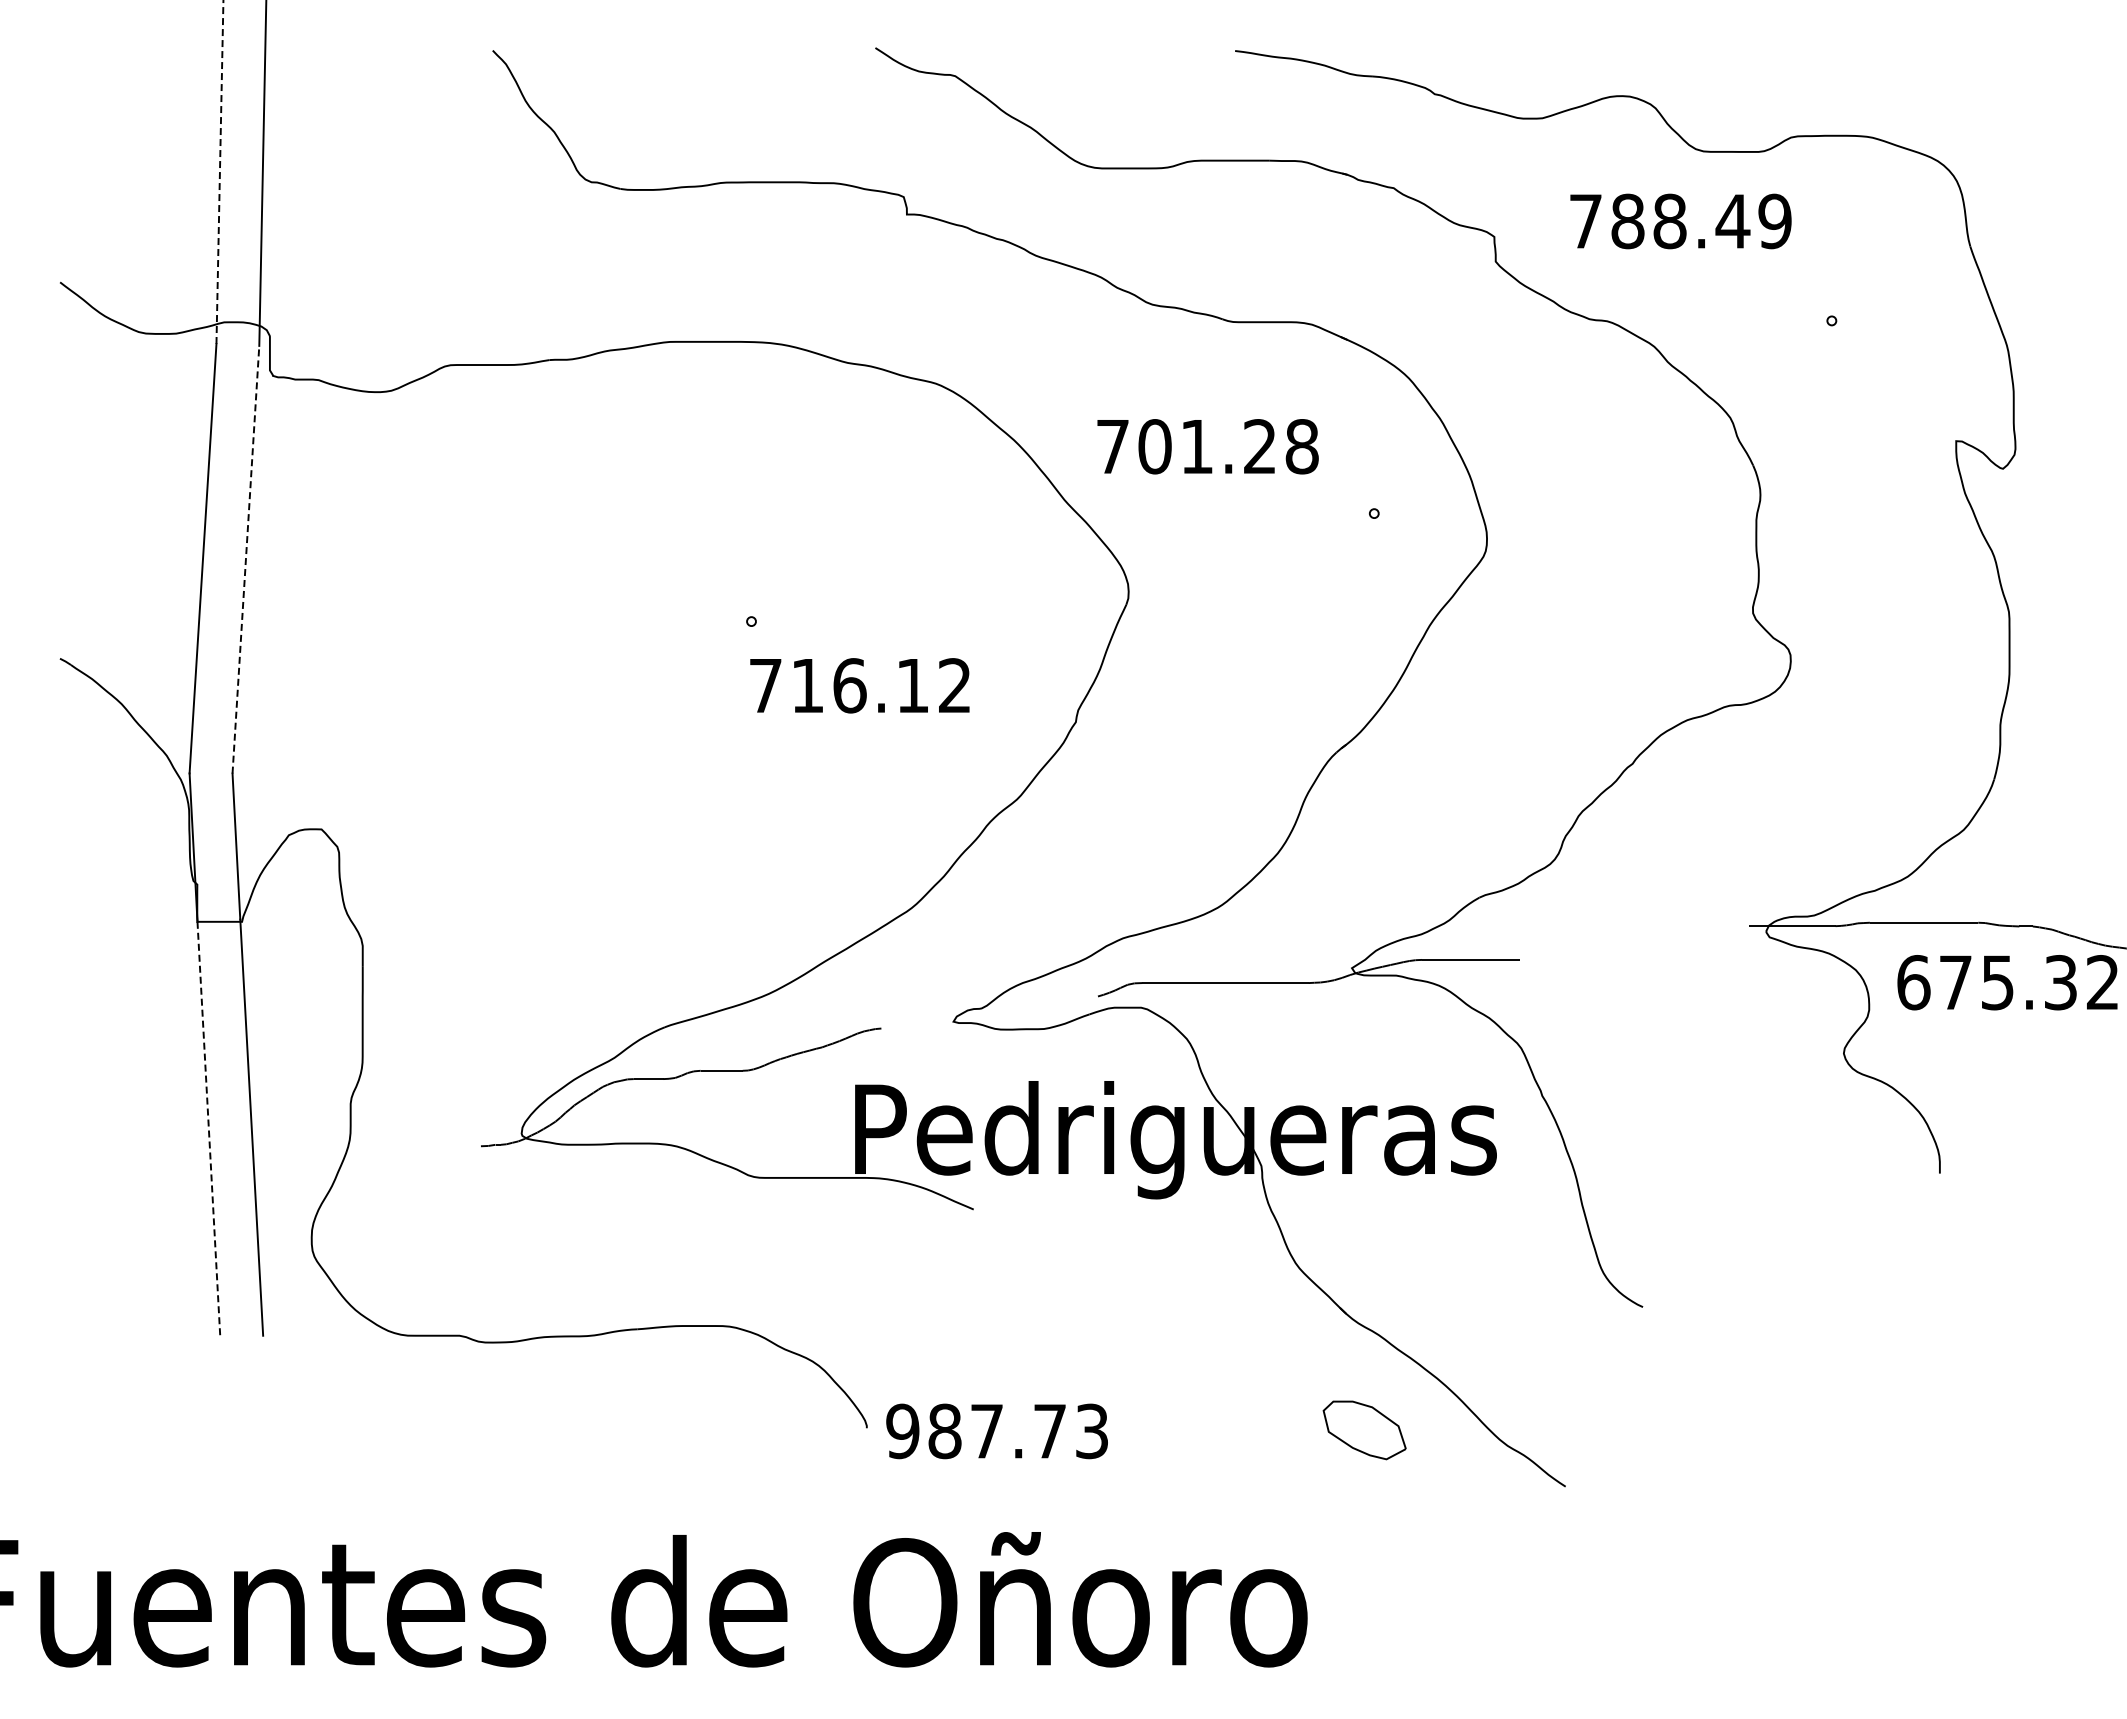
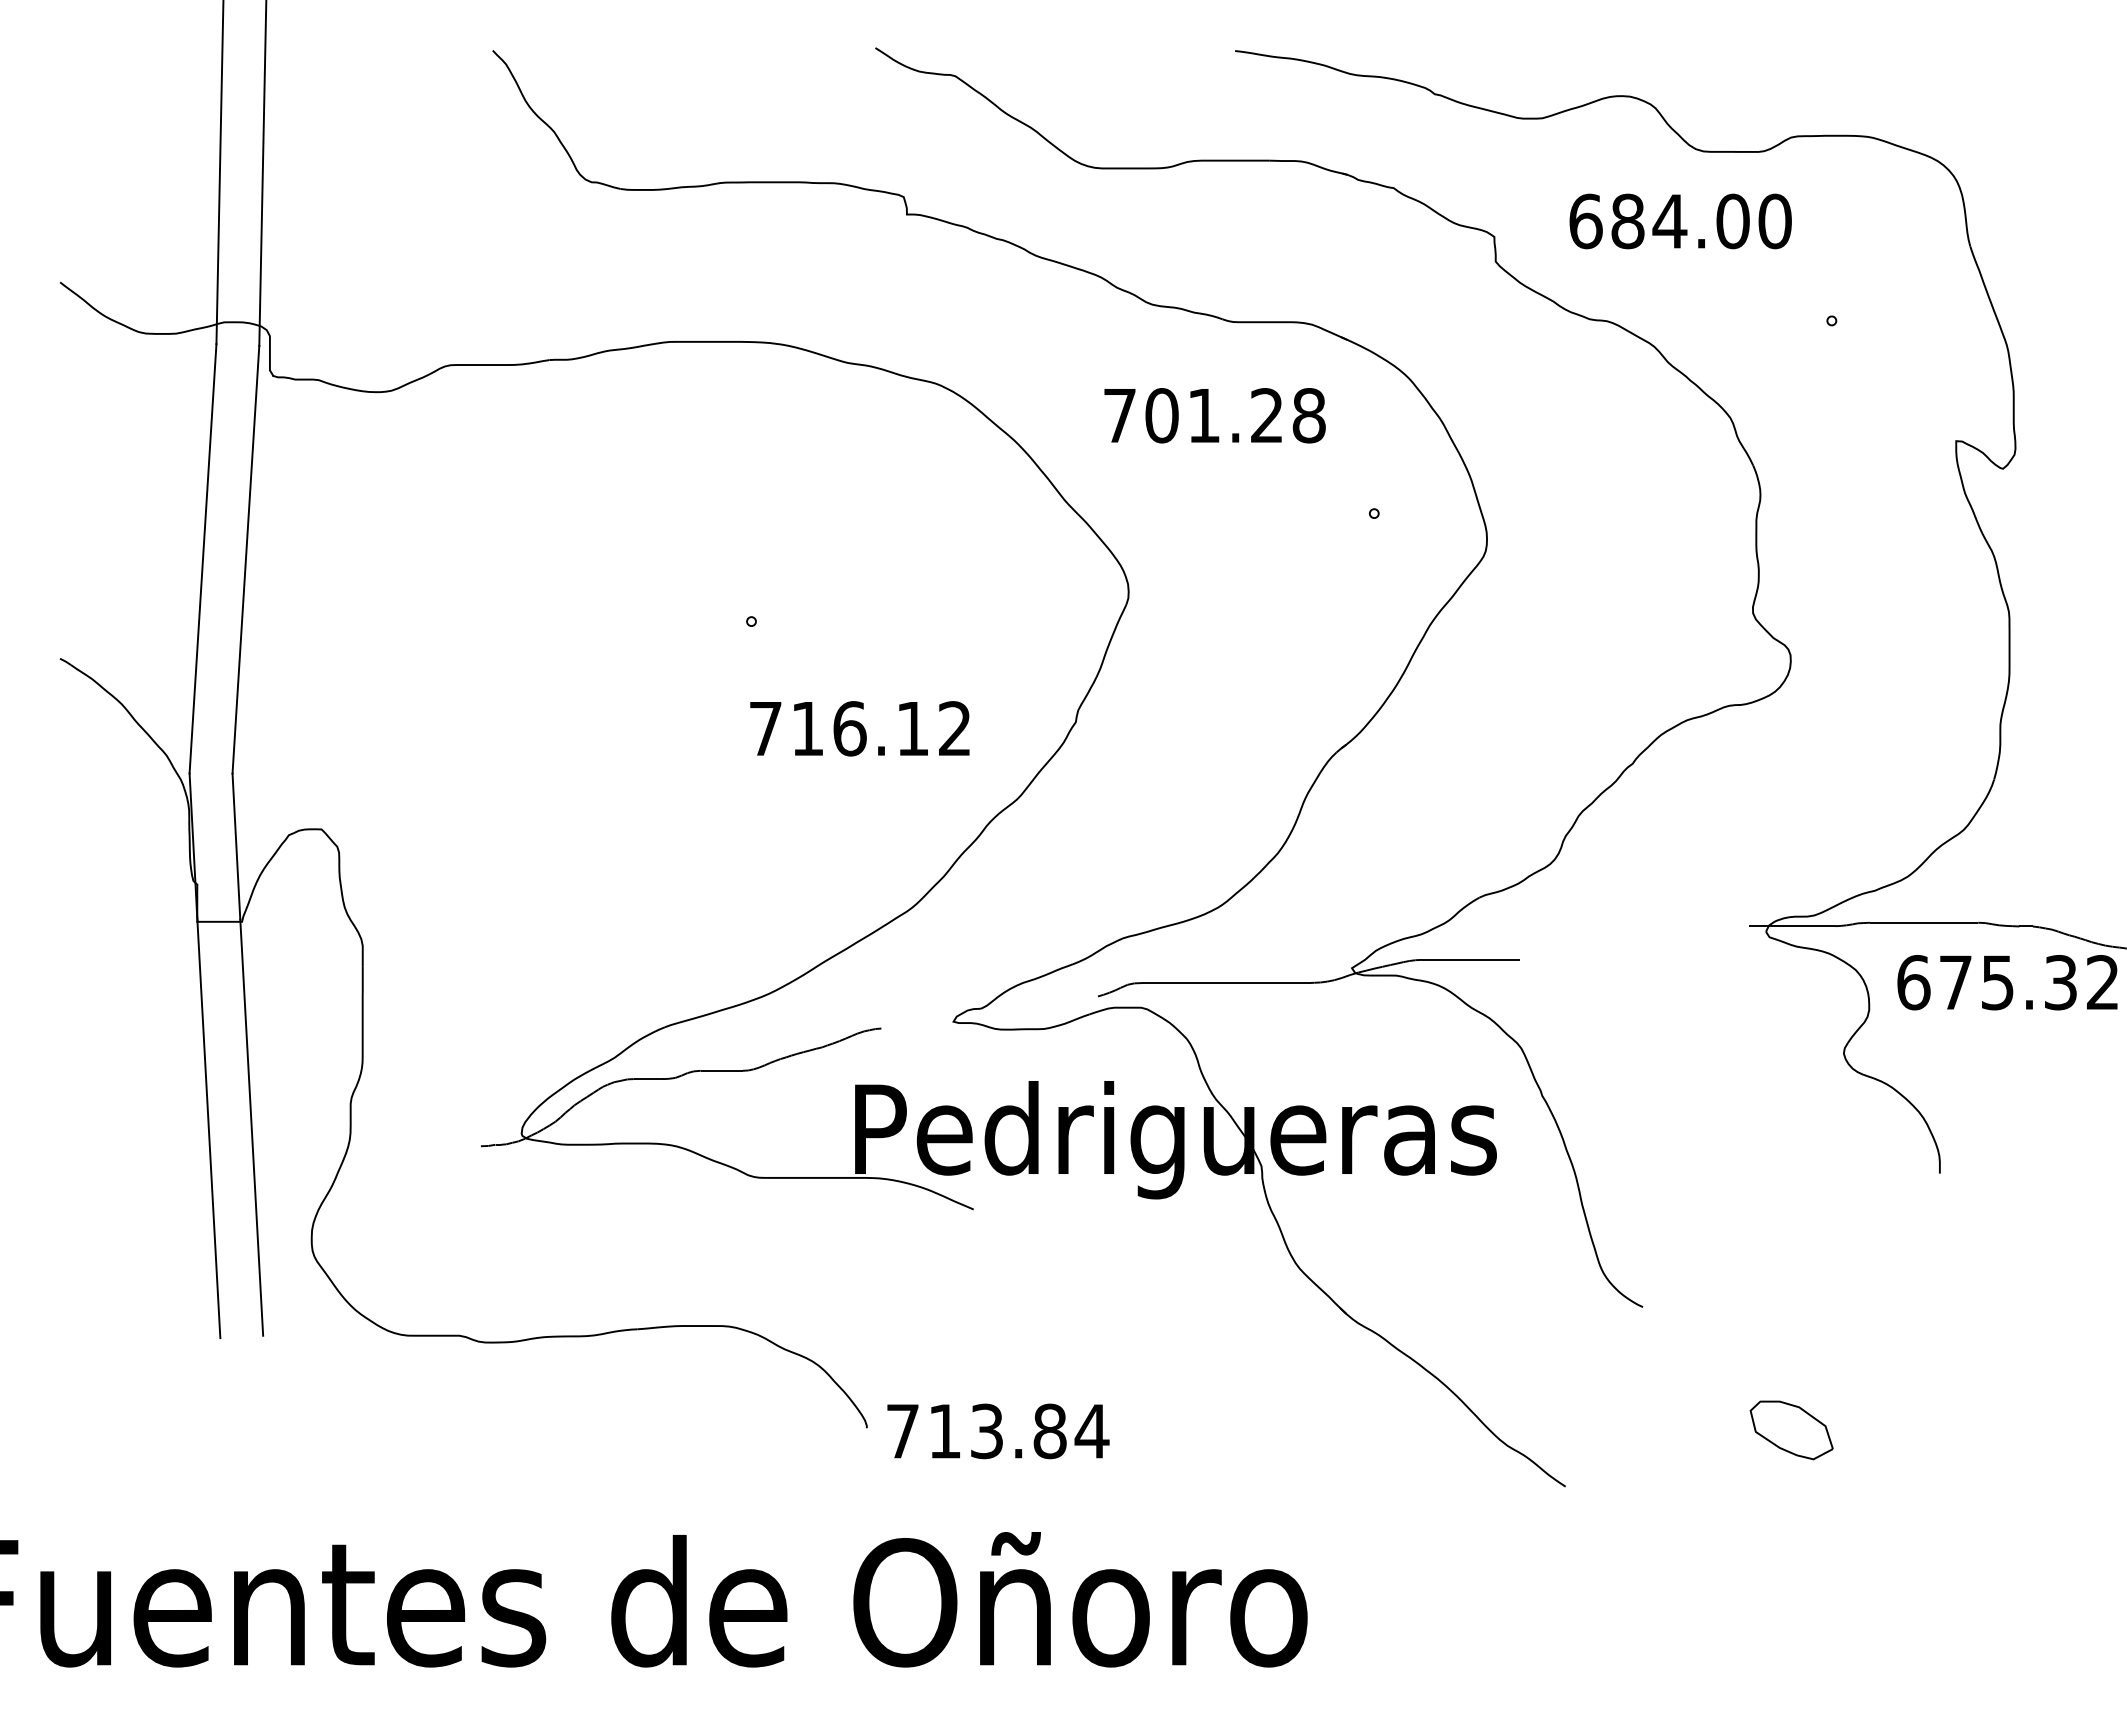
line: dashed -> solid (219, 172)
text: 788.49 -> 684.00 (1680, 221)
text position: (1207, 446) -> (1214, 415) (1214, 415)
line: dashed -> solid (245, 559)
text position: (859, 685) -> (859, 728) (859, 728)
line: dashed -> solid (208, 1130)
part position: (1364, 1430) -> (1791, 1430) (1791, 1430)
text: 987.73 -> 713.84 (997, 1431)
